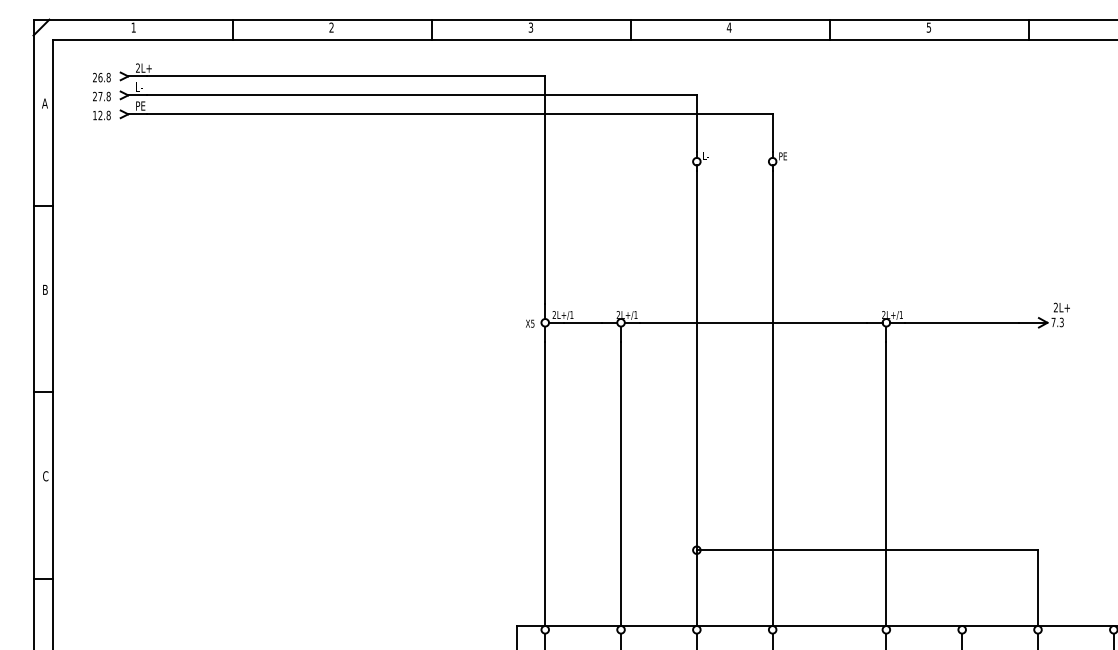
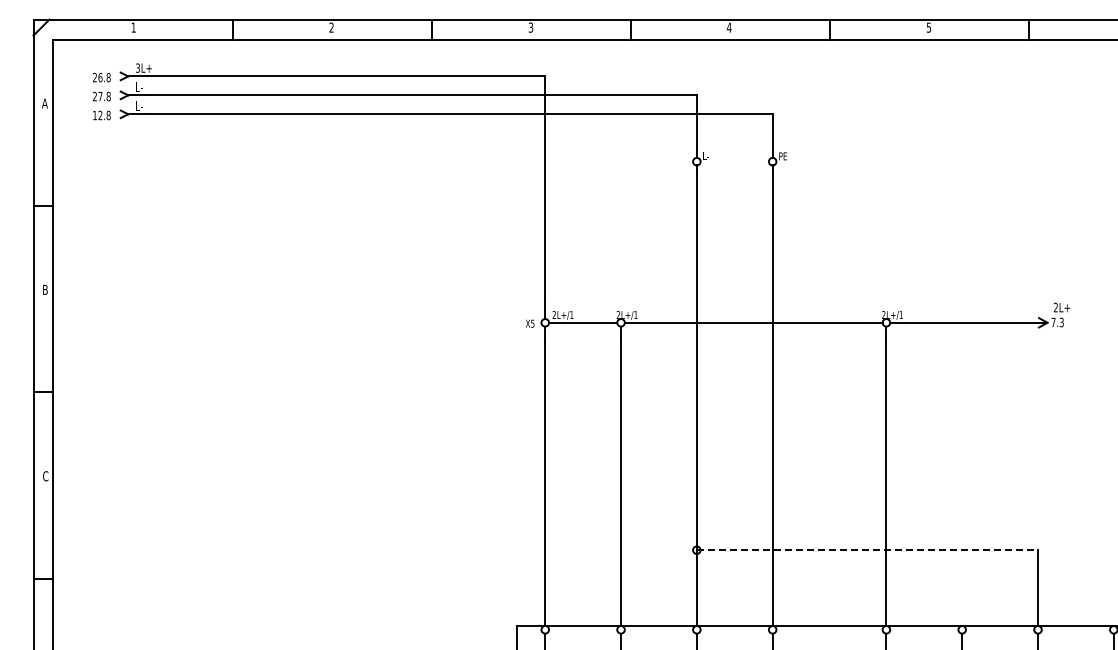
text: 2L+ -> 3L+ (137, 68)
text: PE -> L- (140, 105)
line: solid -> dashed (867, 550)
